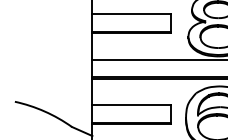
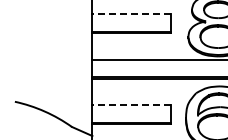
line: solid -> dashed (131, 13)
line: solid -> dashed (131, 105)
